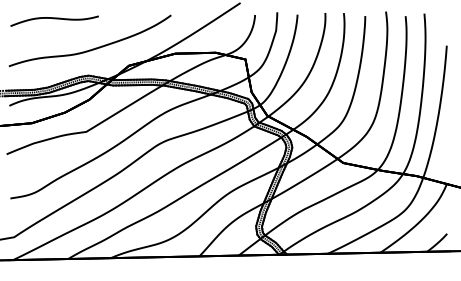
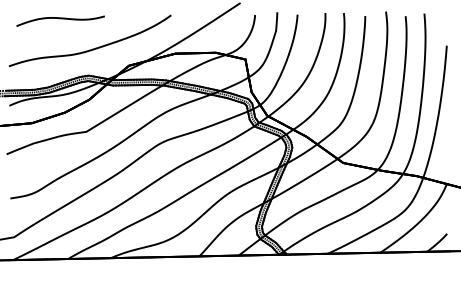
part position: (54, 20) -> (60, 20) (60, 20)
